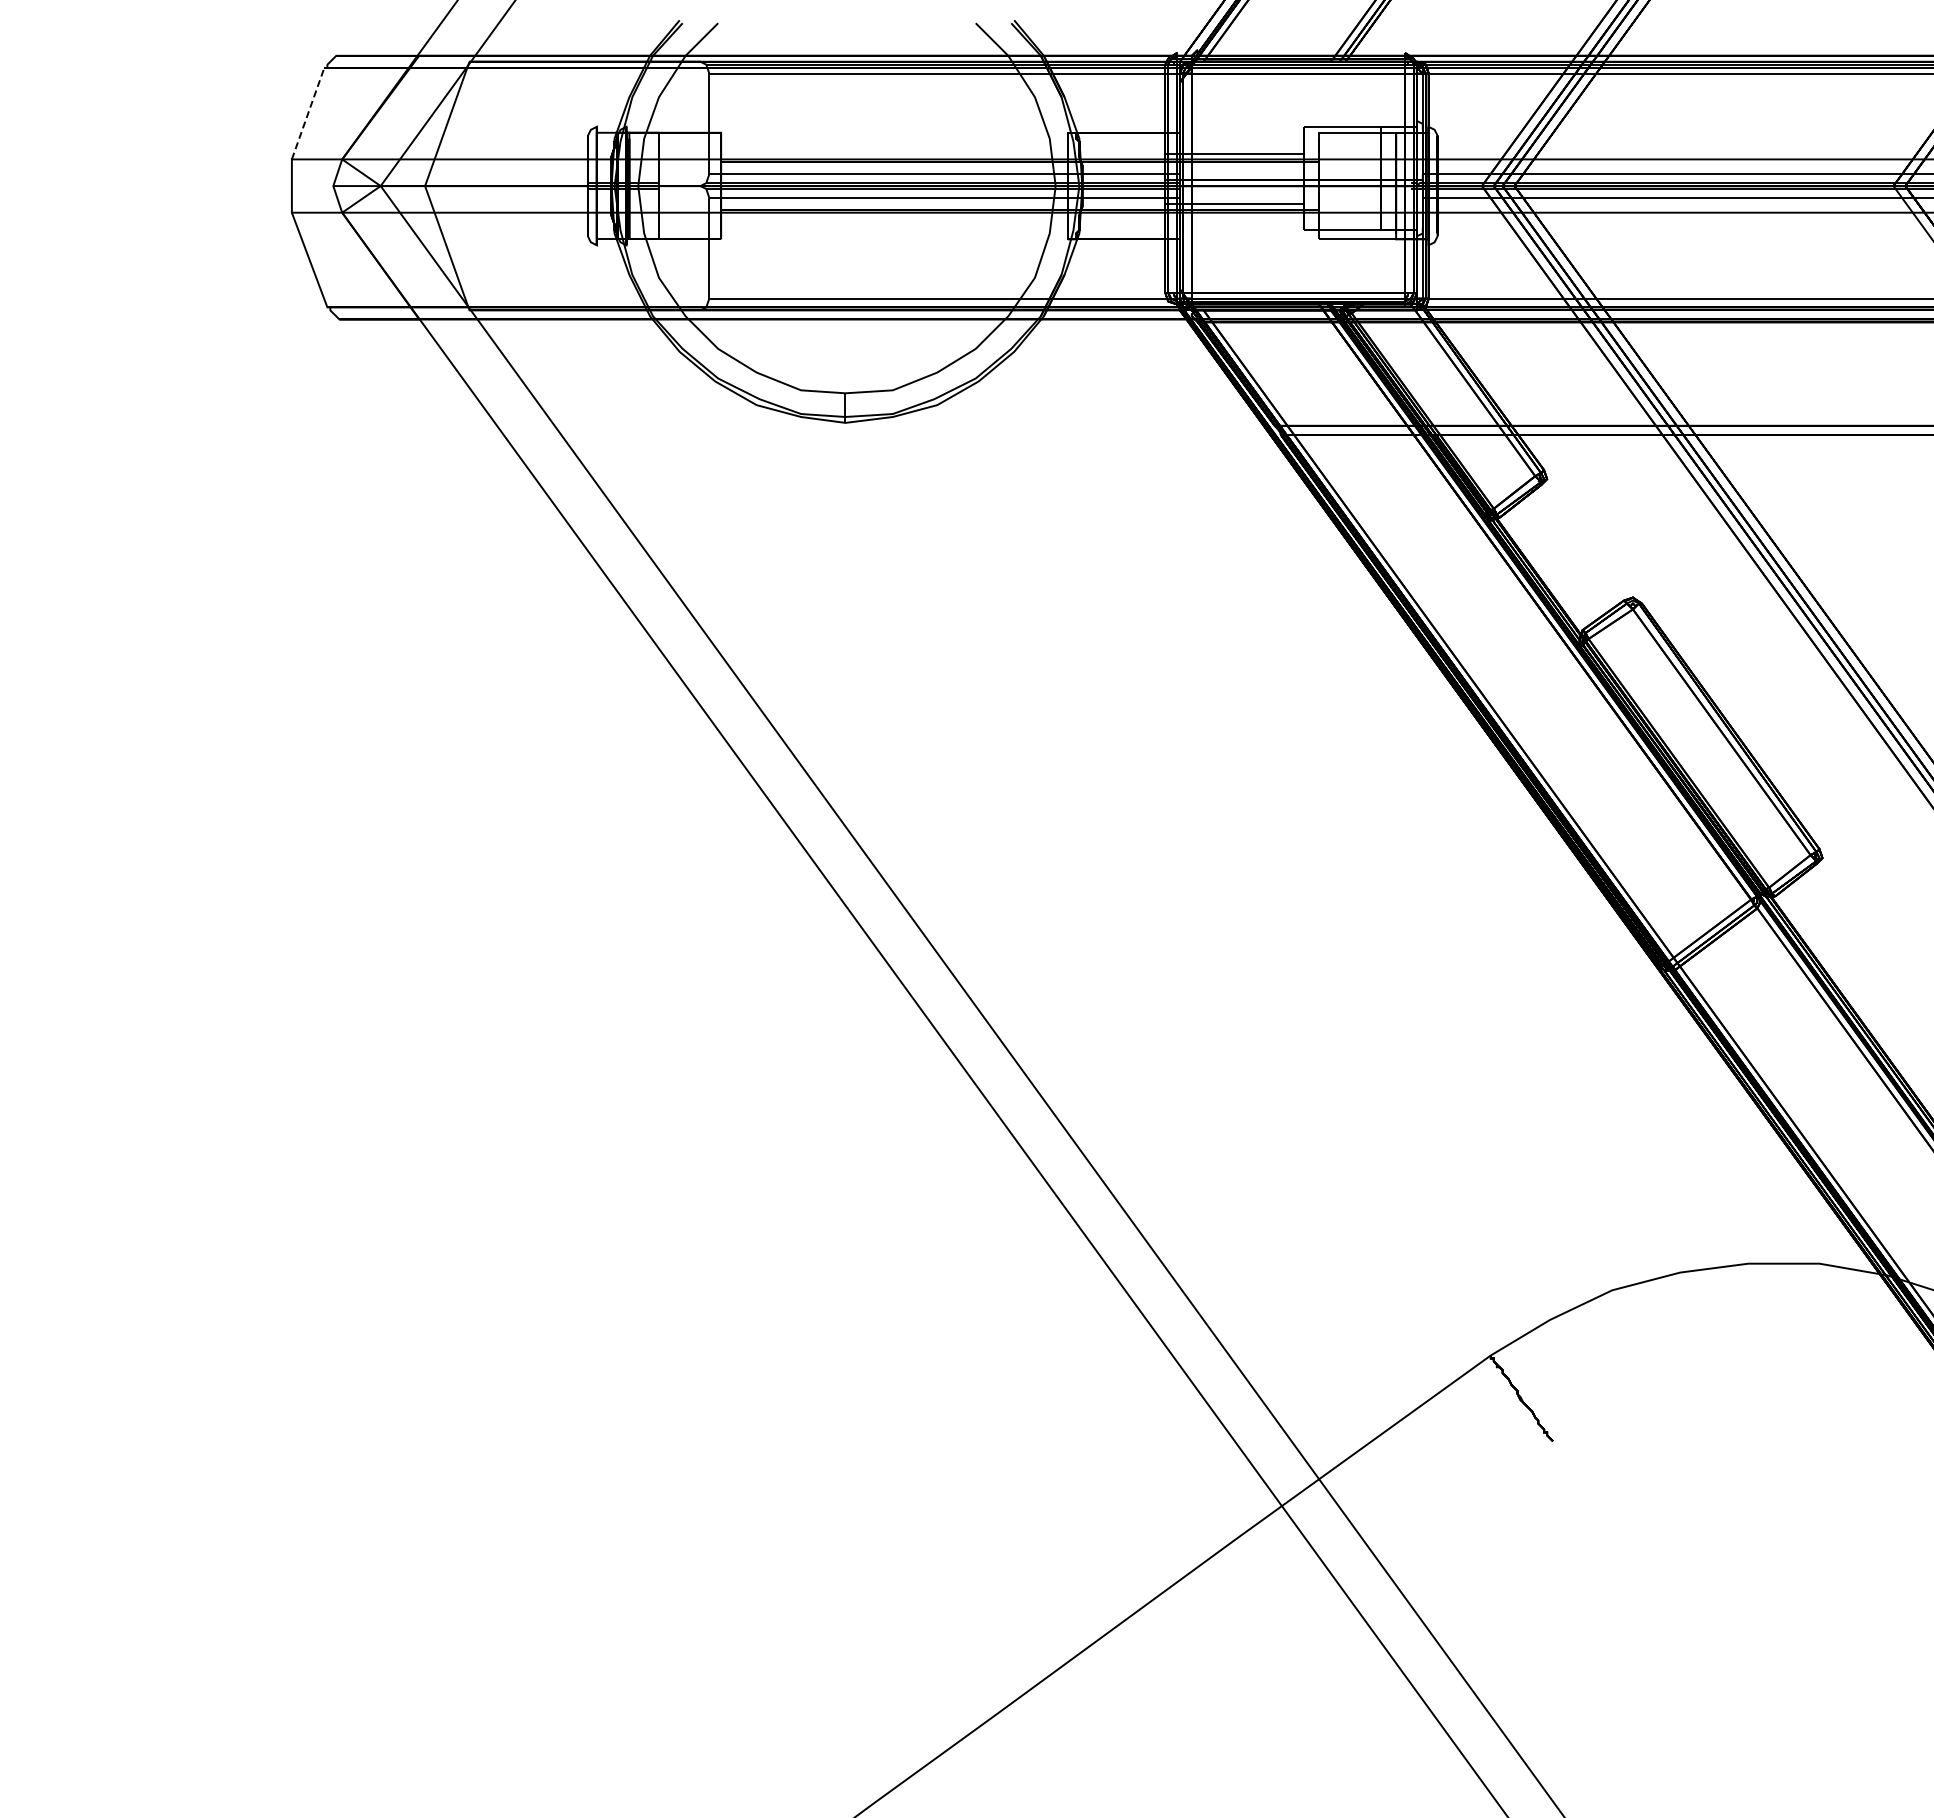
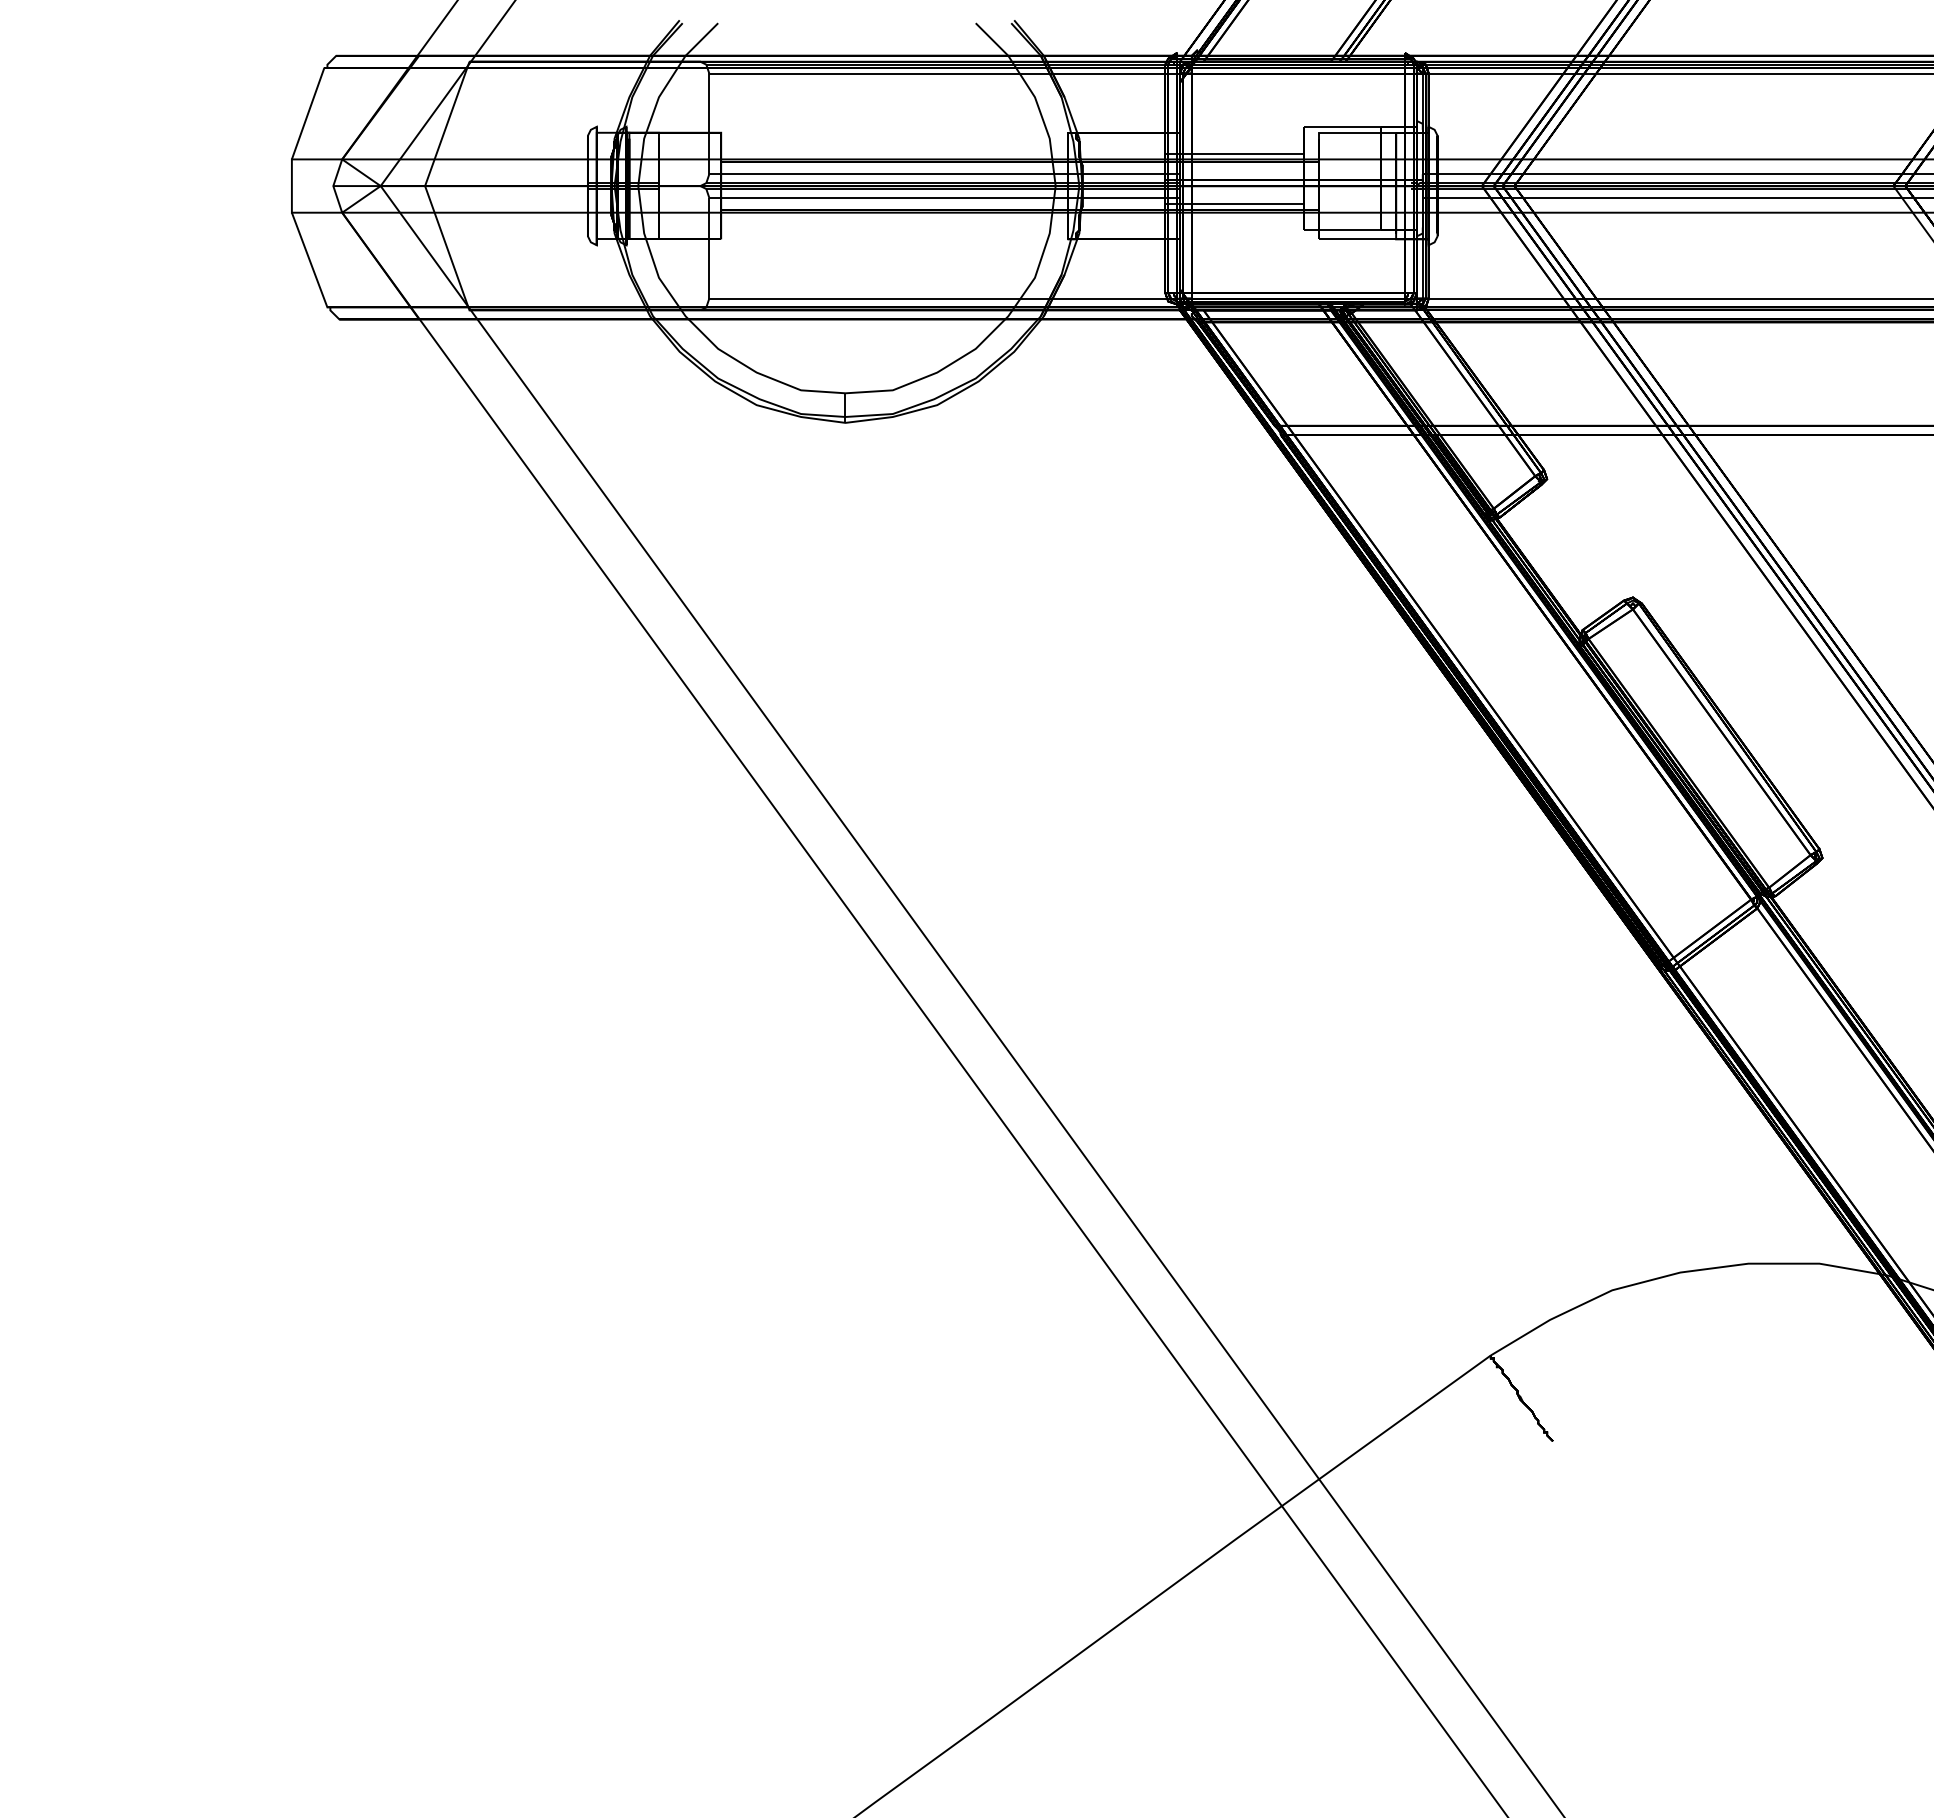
line: dashed -> solid (308, 113)
